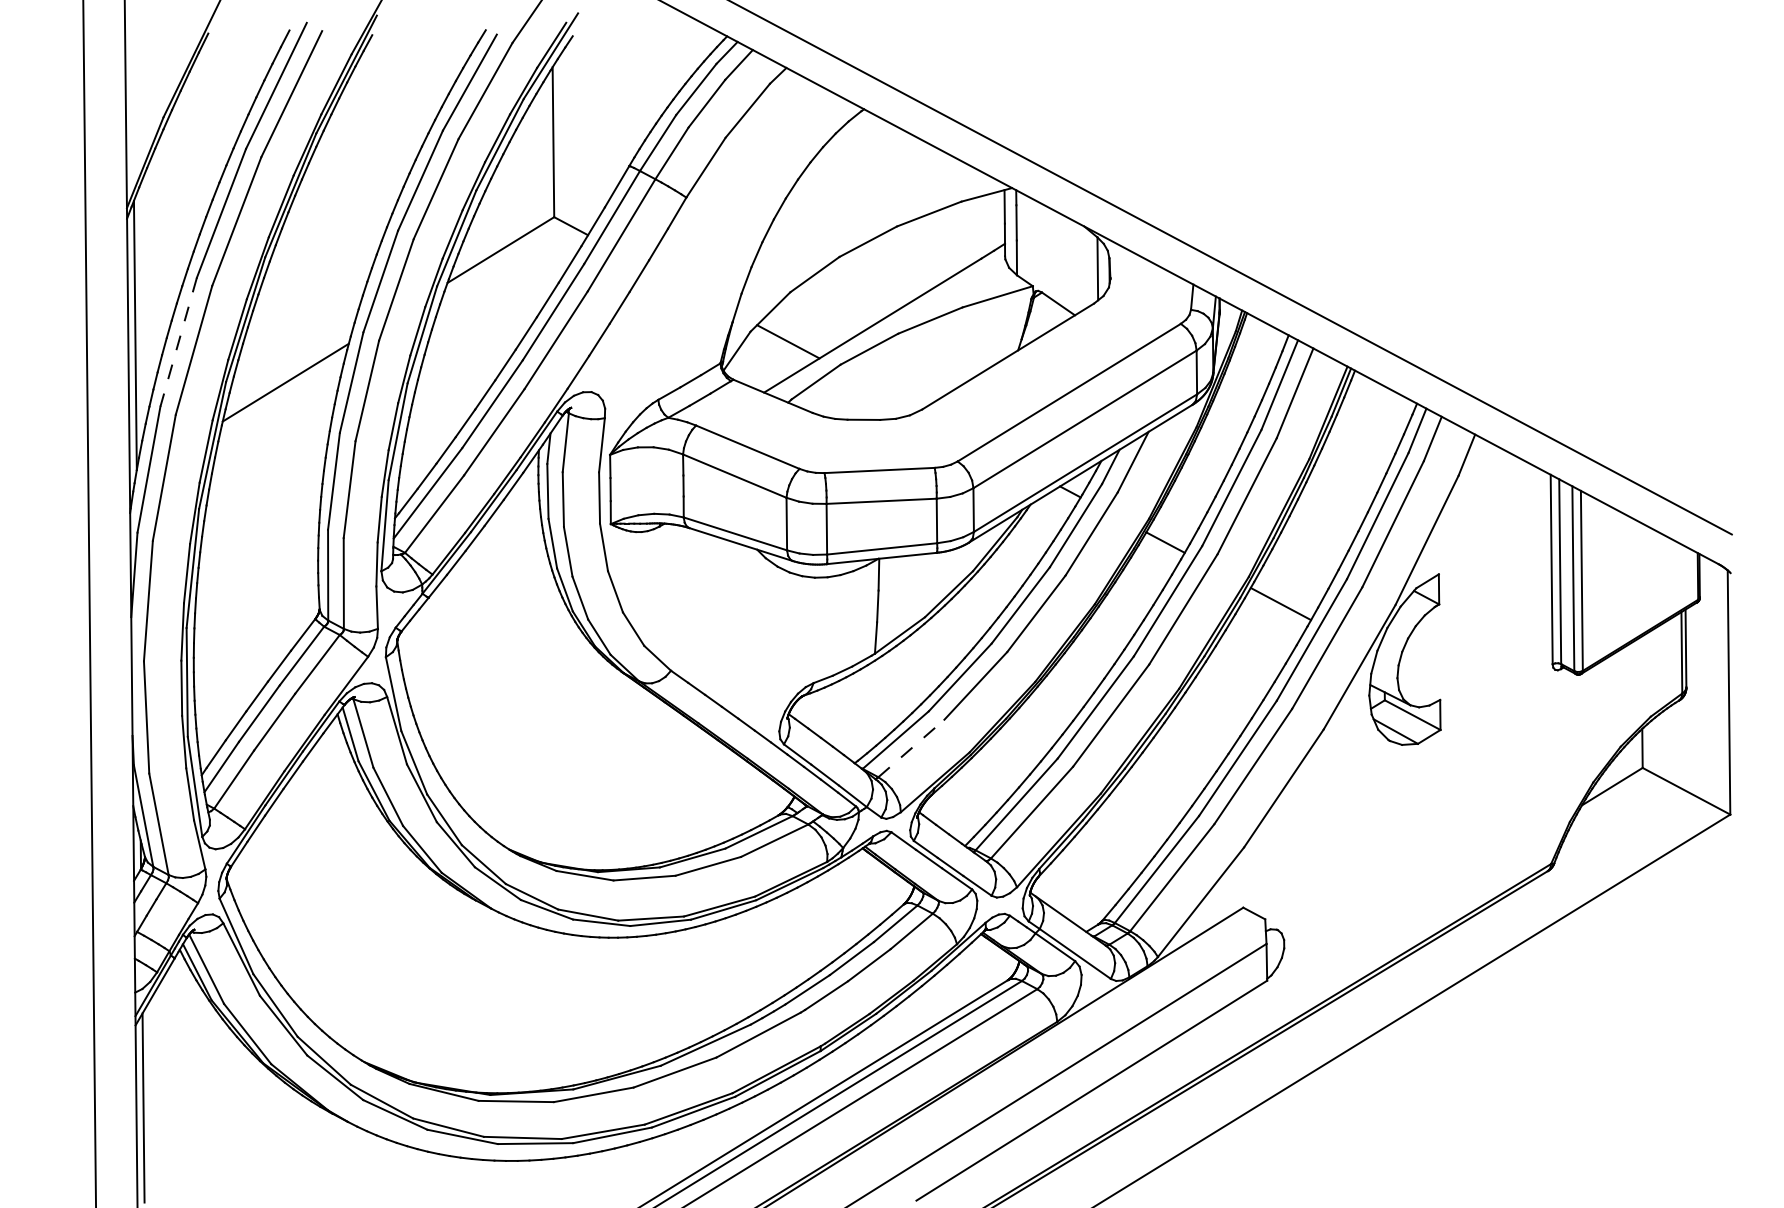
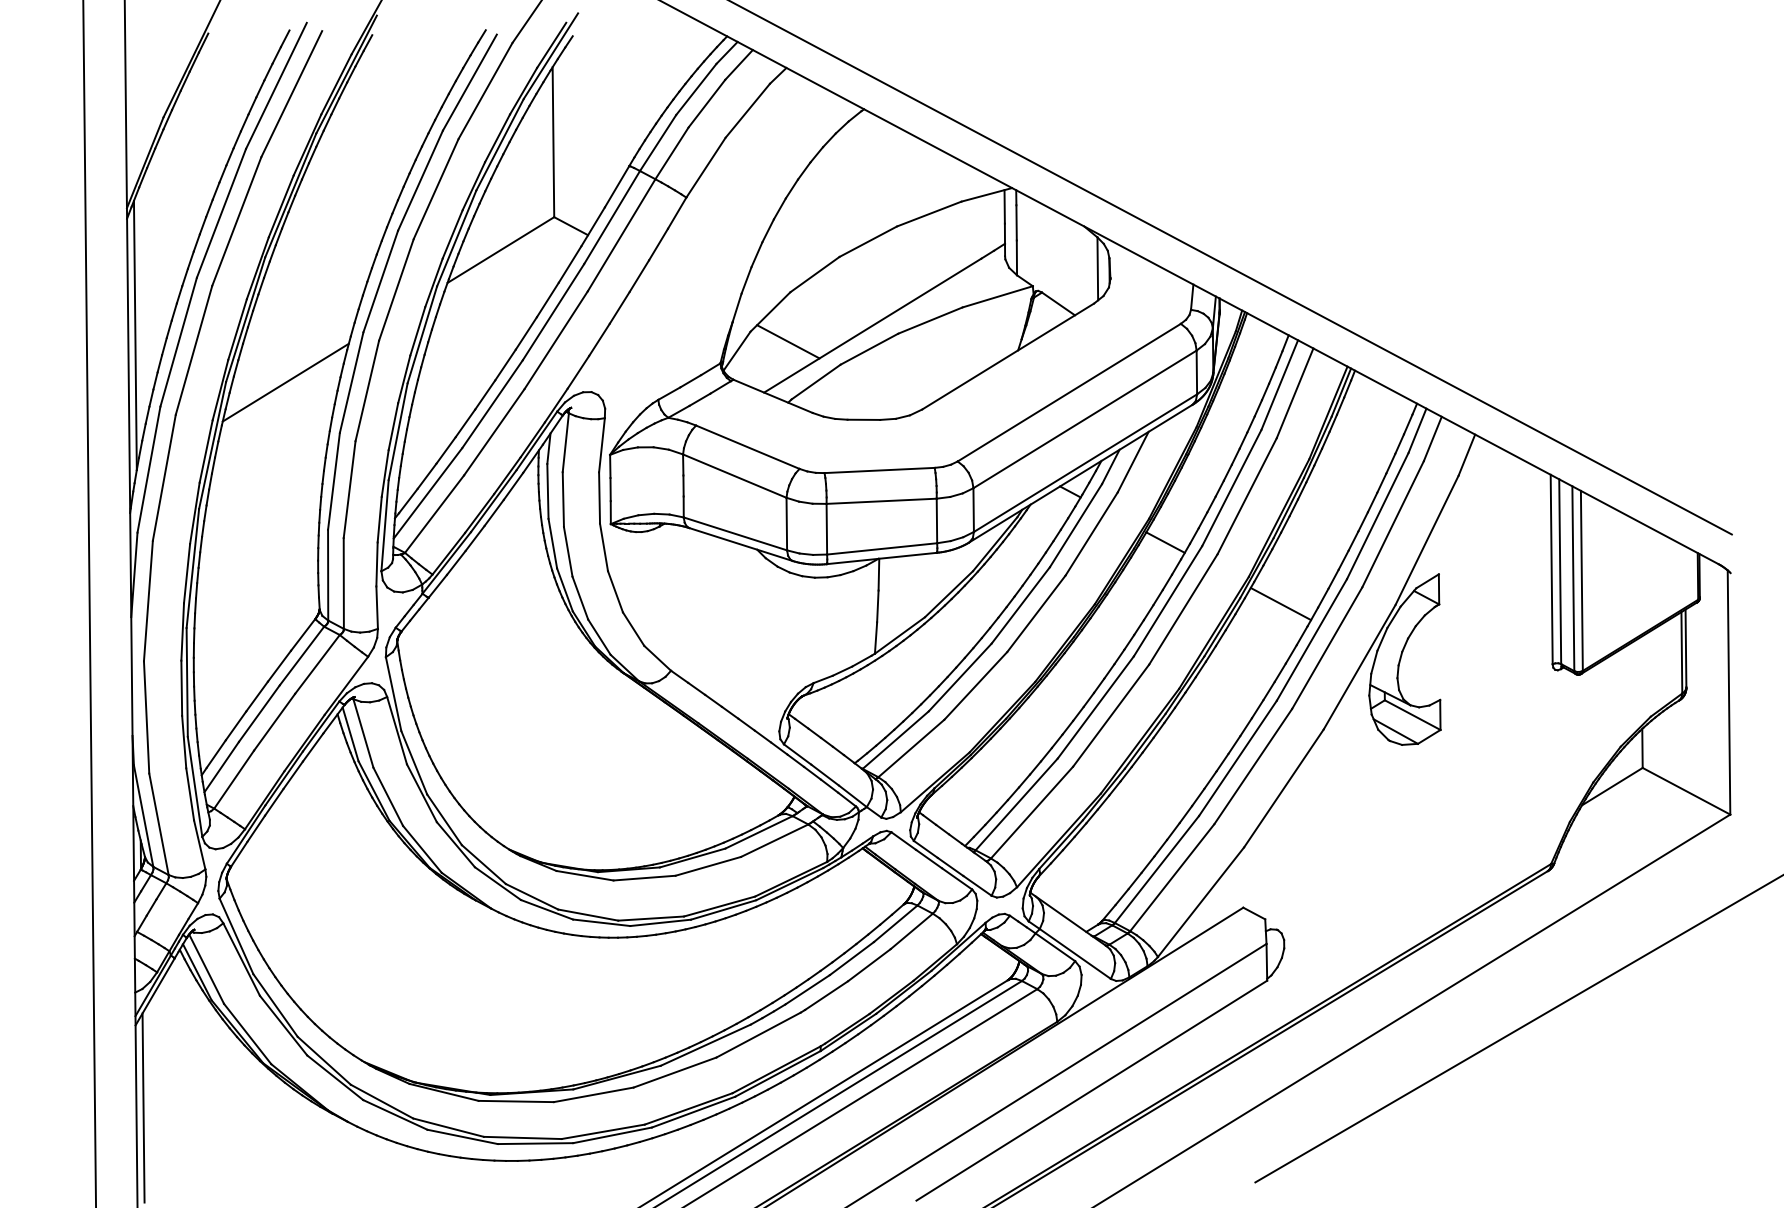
line: dashed -> solid (178, 342)
line: dashed -> solid (911, 748)
line: none -> present (1517, 1029)
